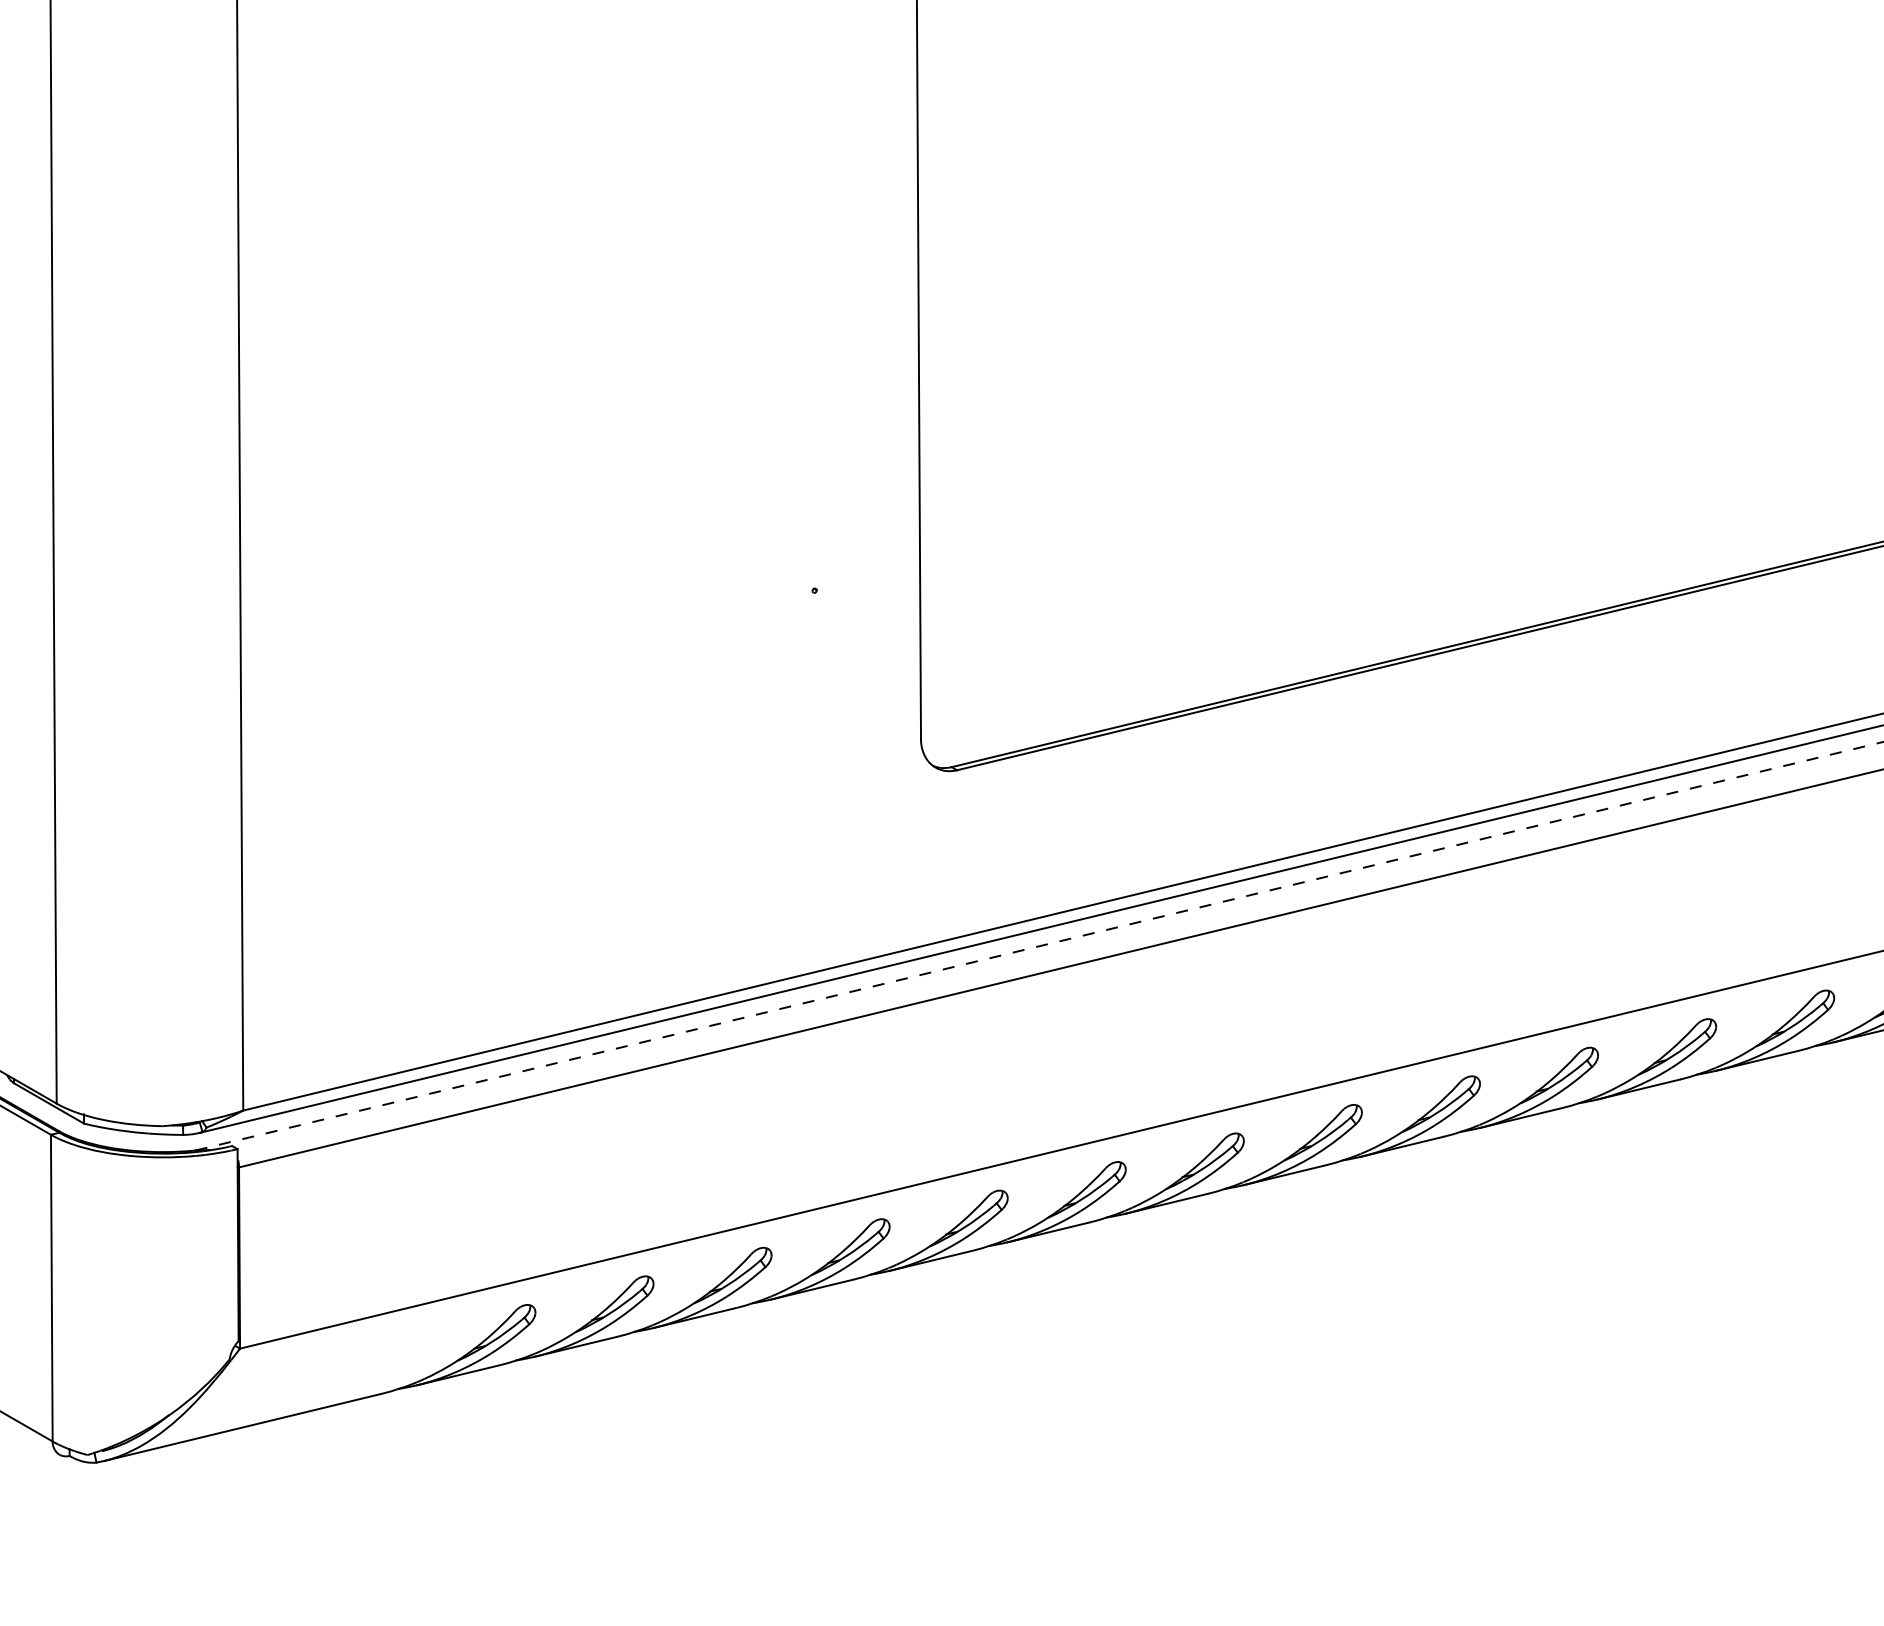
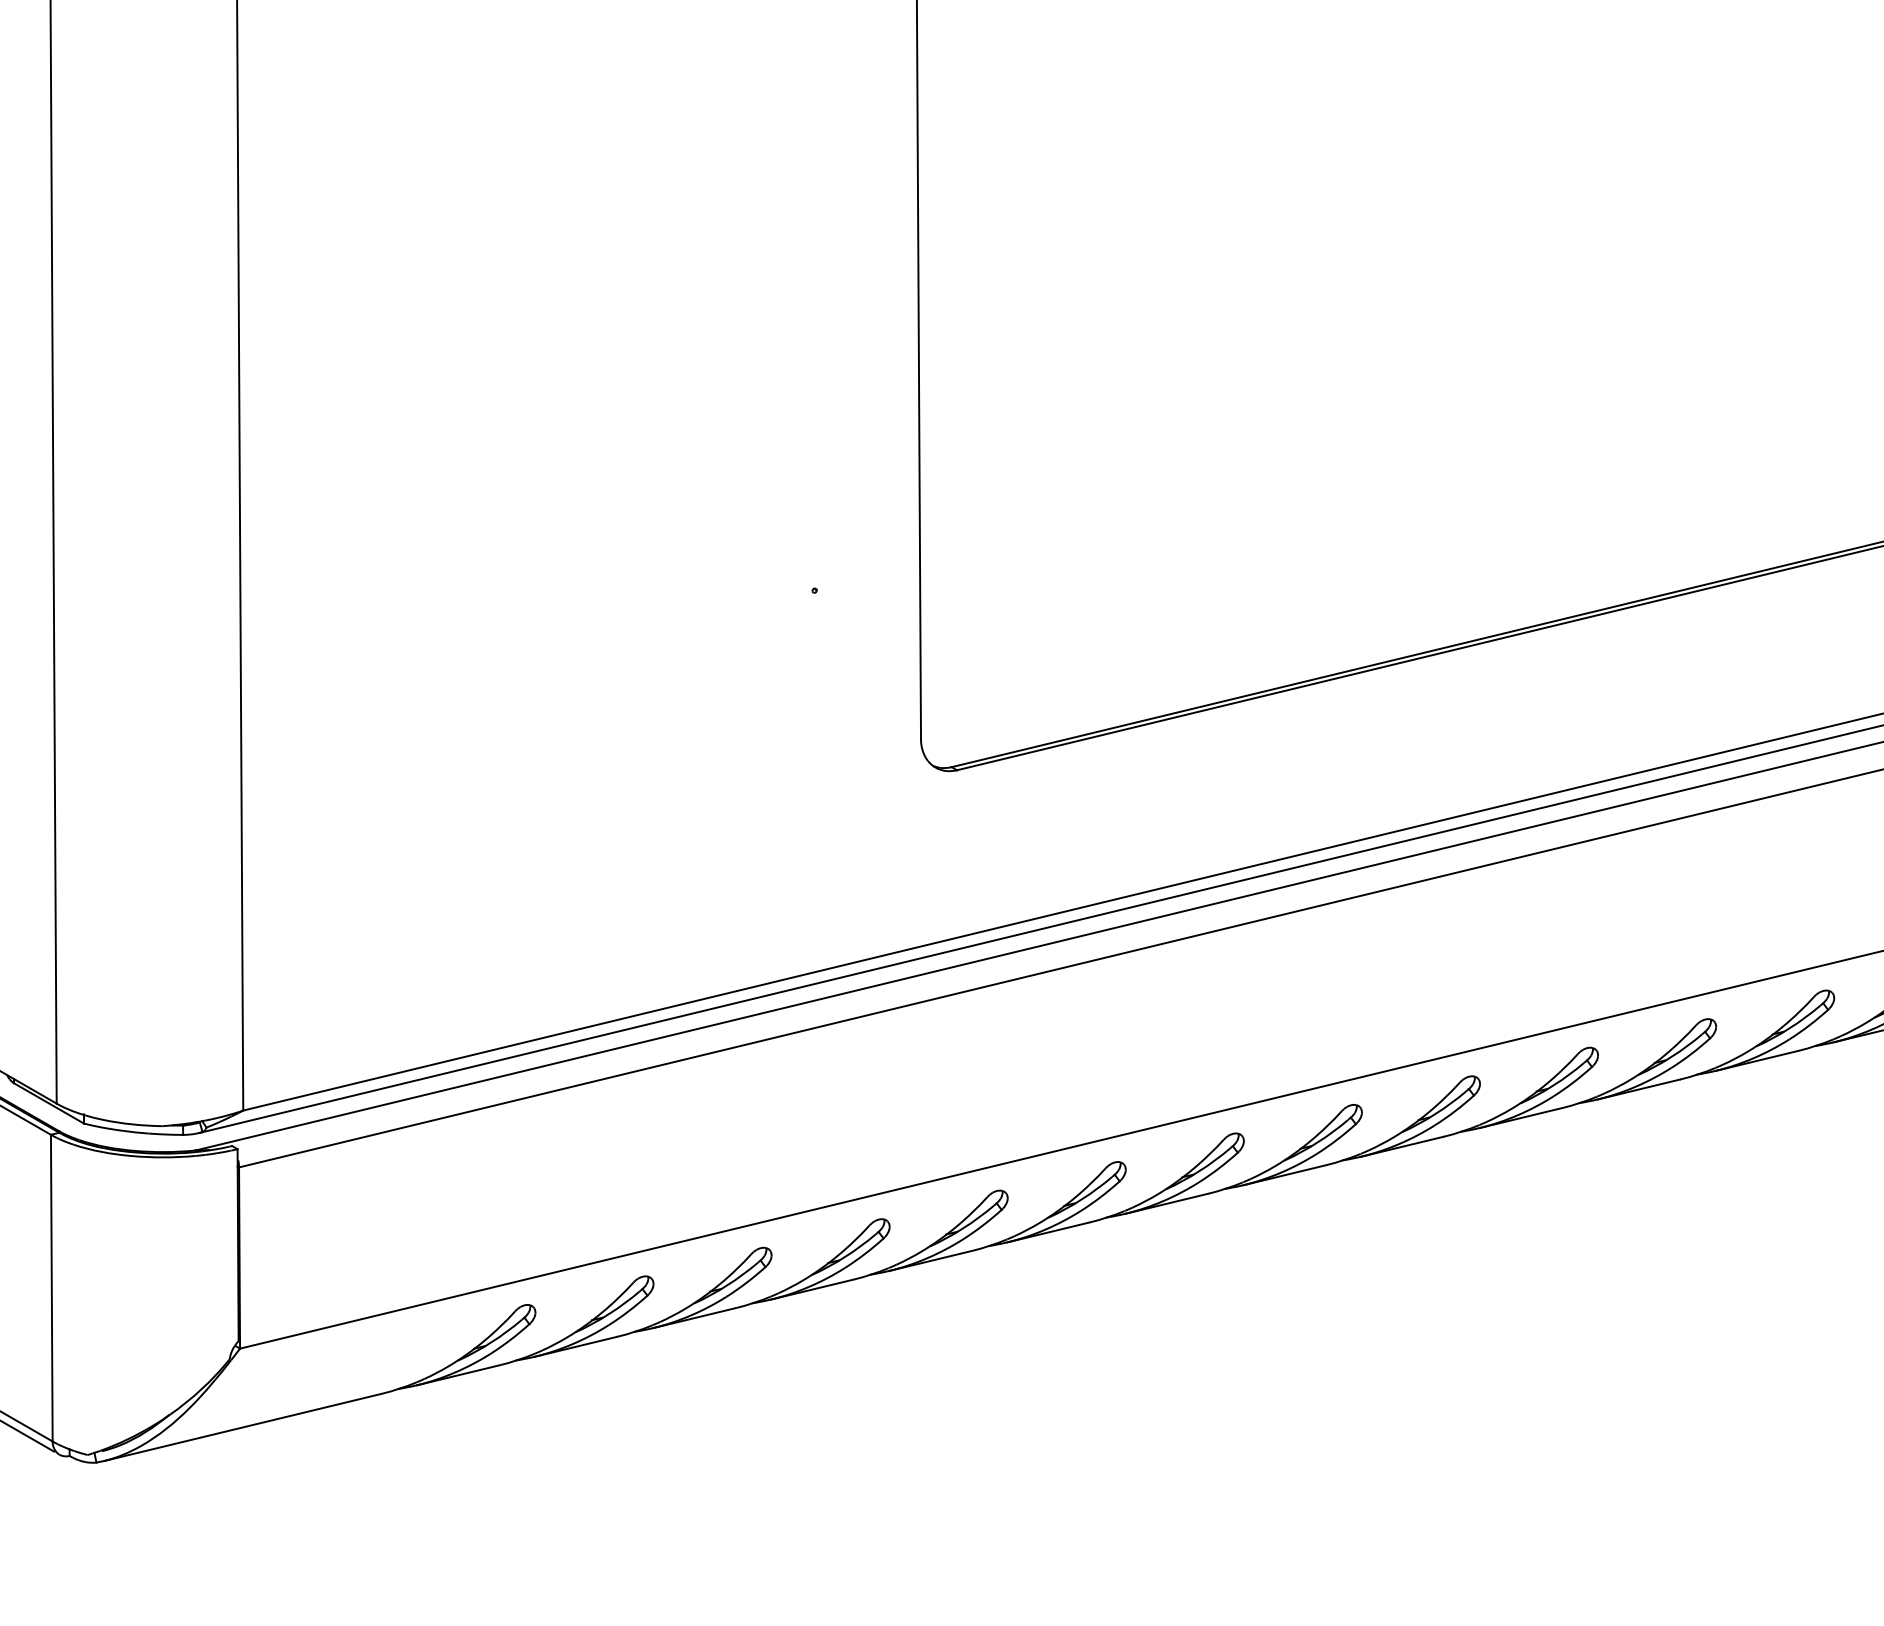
line: dashed -> solid (1040, 946)
line: none -> present (28, 1436)
